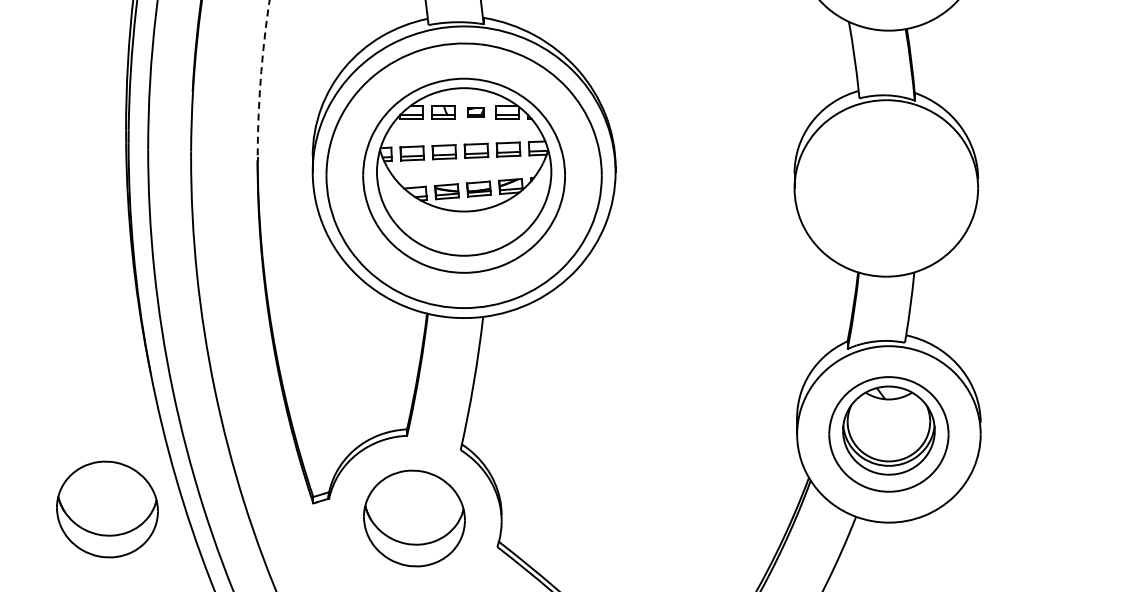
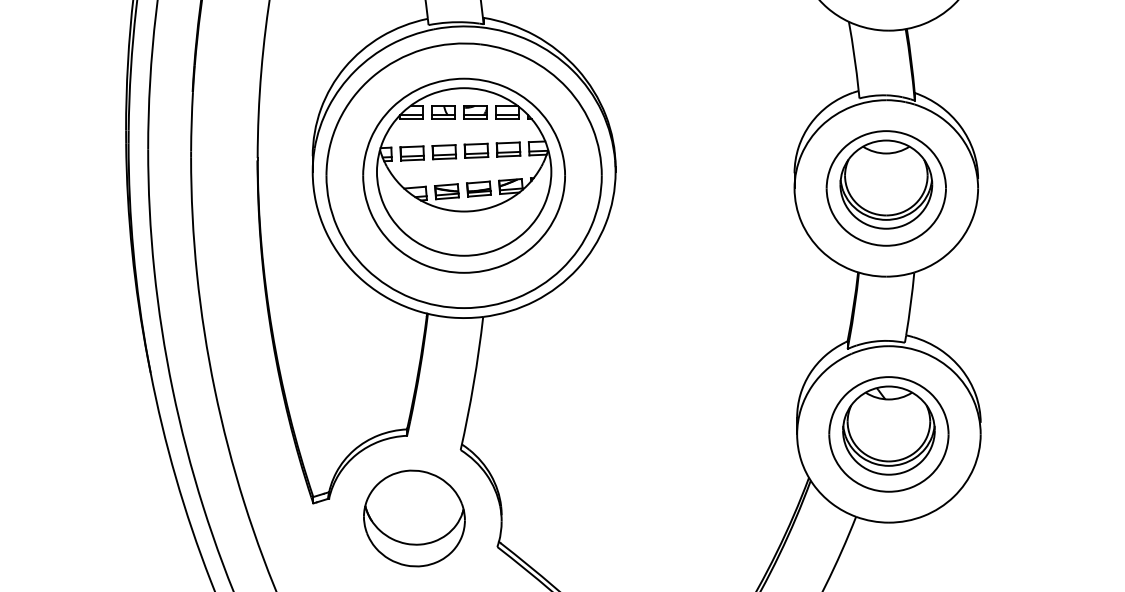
arc: dashed -> solid (260, 78)
part size: 18x11 px -> 25x15 px (475, 112)
part: none -> present (885, 188)
part: present -> none (107, 509)
